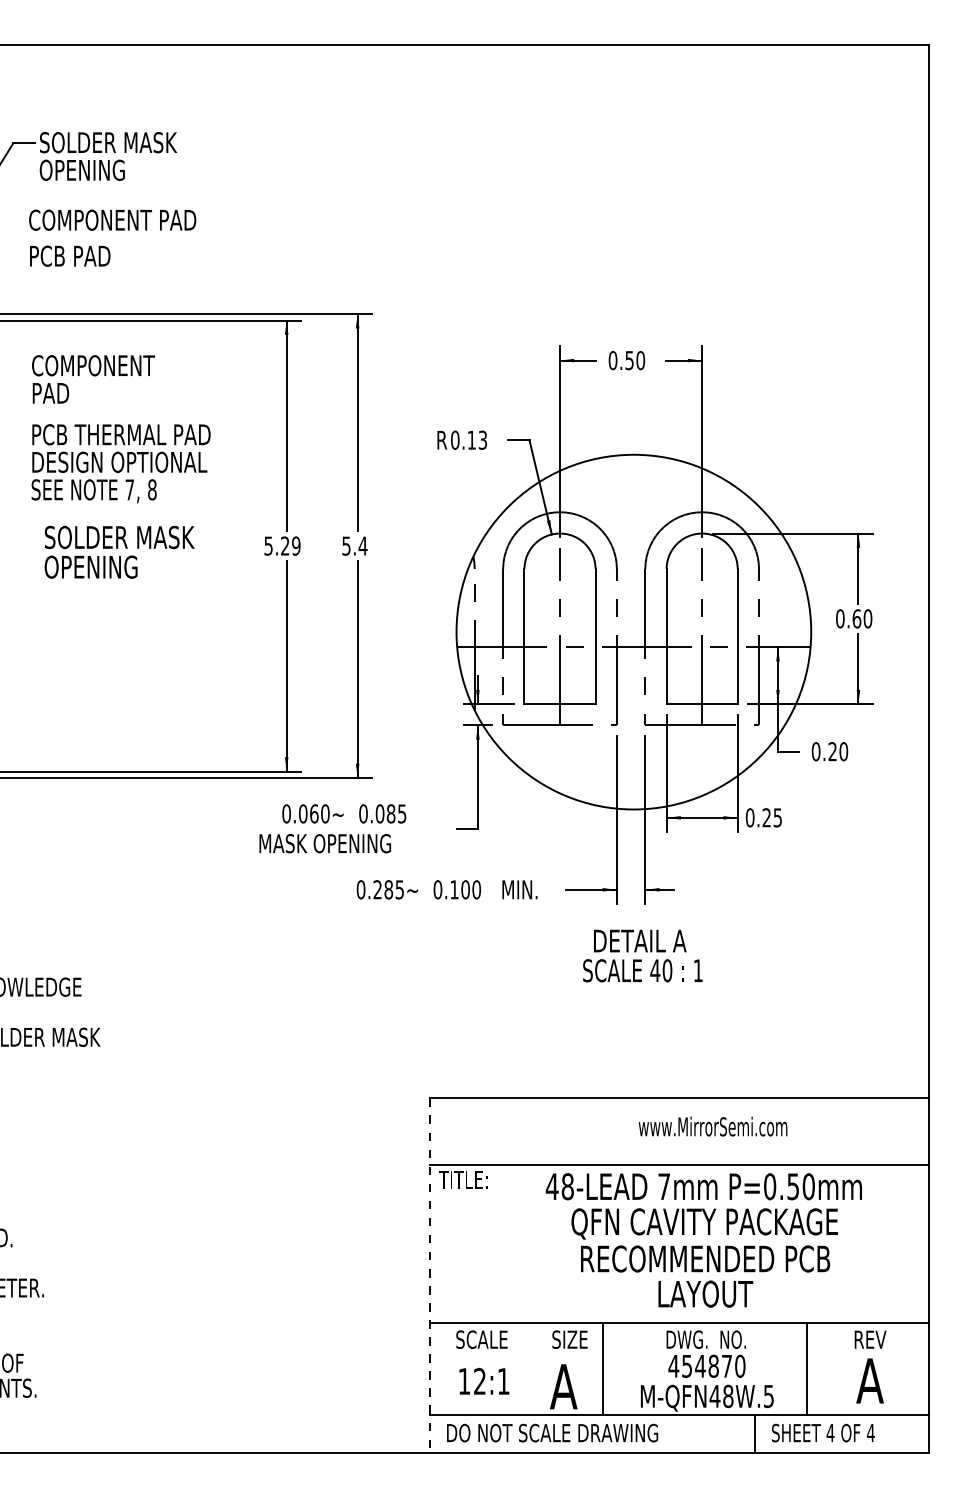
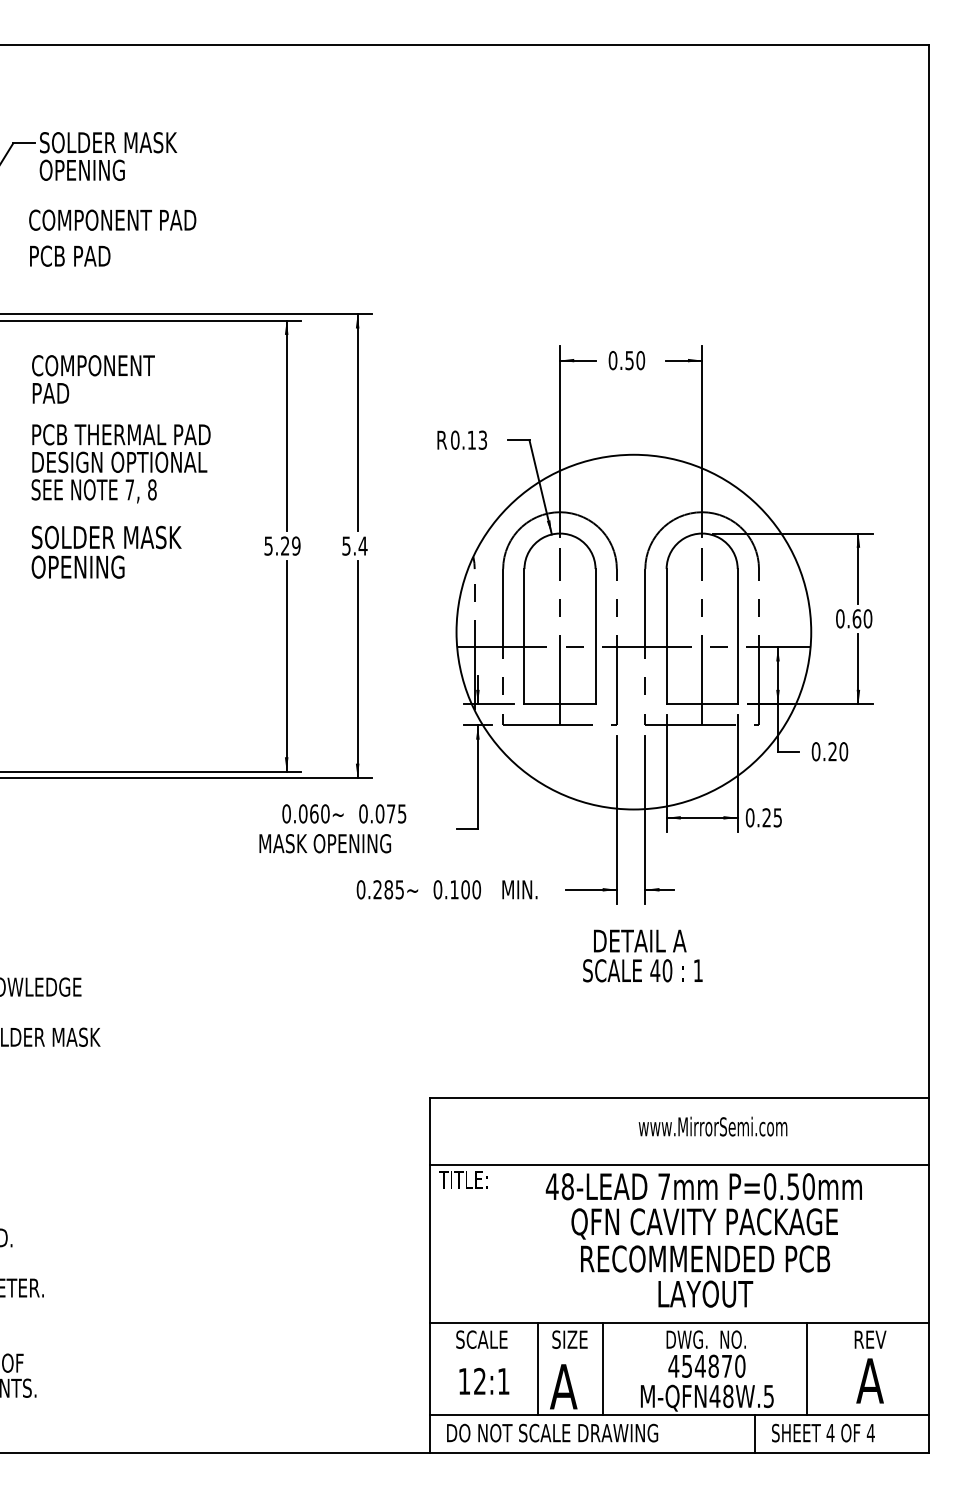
text position: (119, 551) -> (106, 551) (106, 551)
text: 0.085 -> 0.075 (390, 813)
line: dashed -> solid (430, 1276)
line: none -> present (538, 1368)
